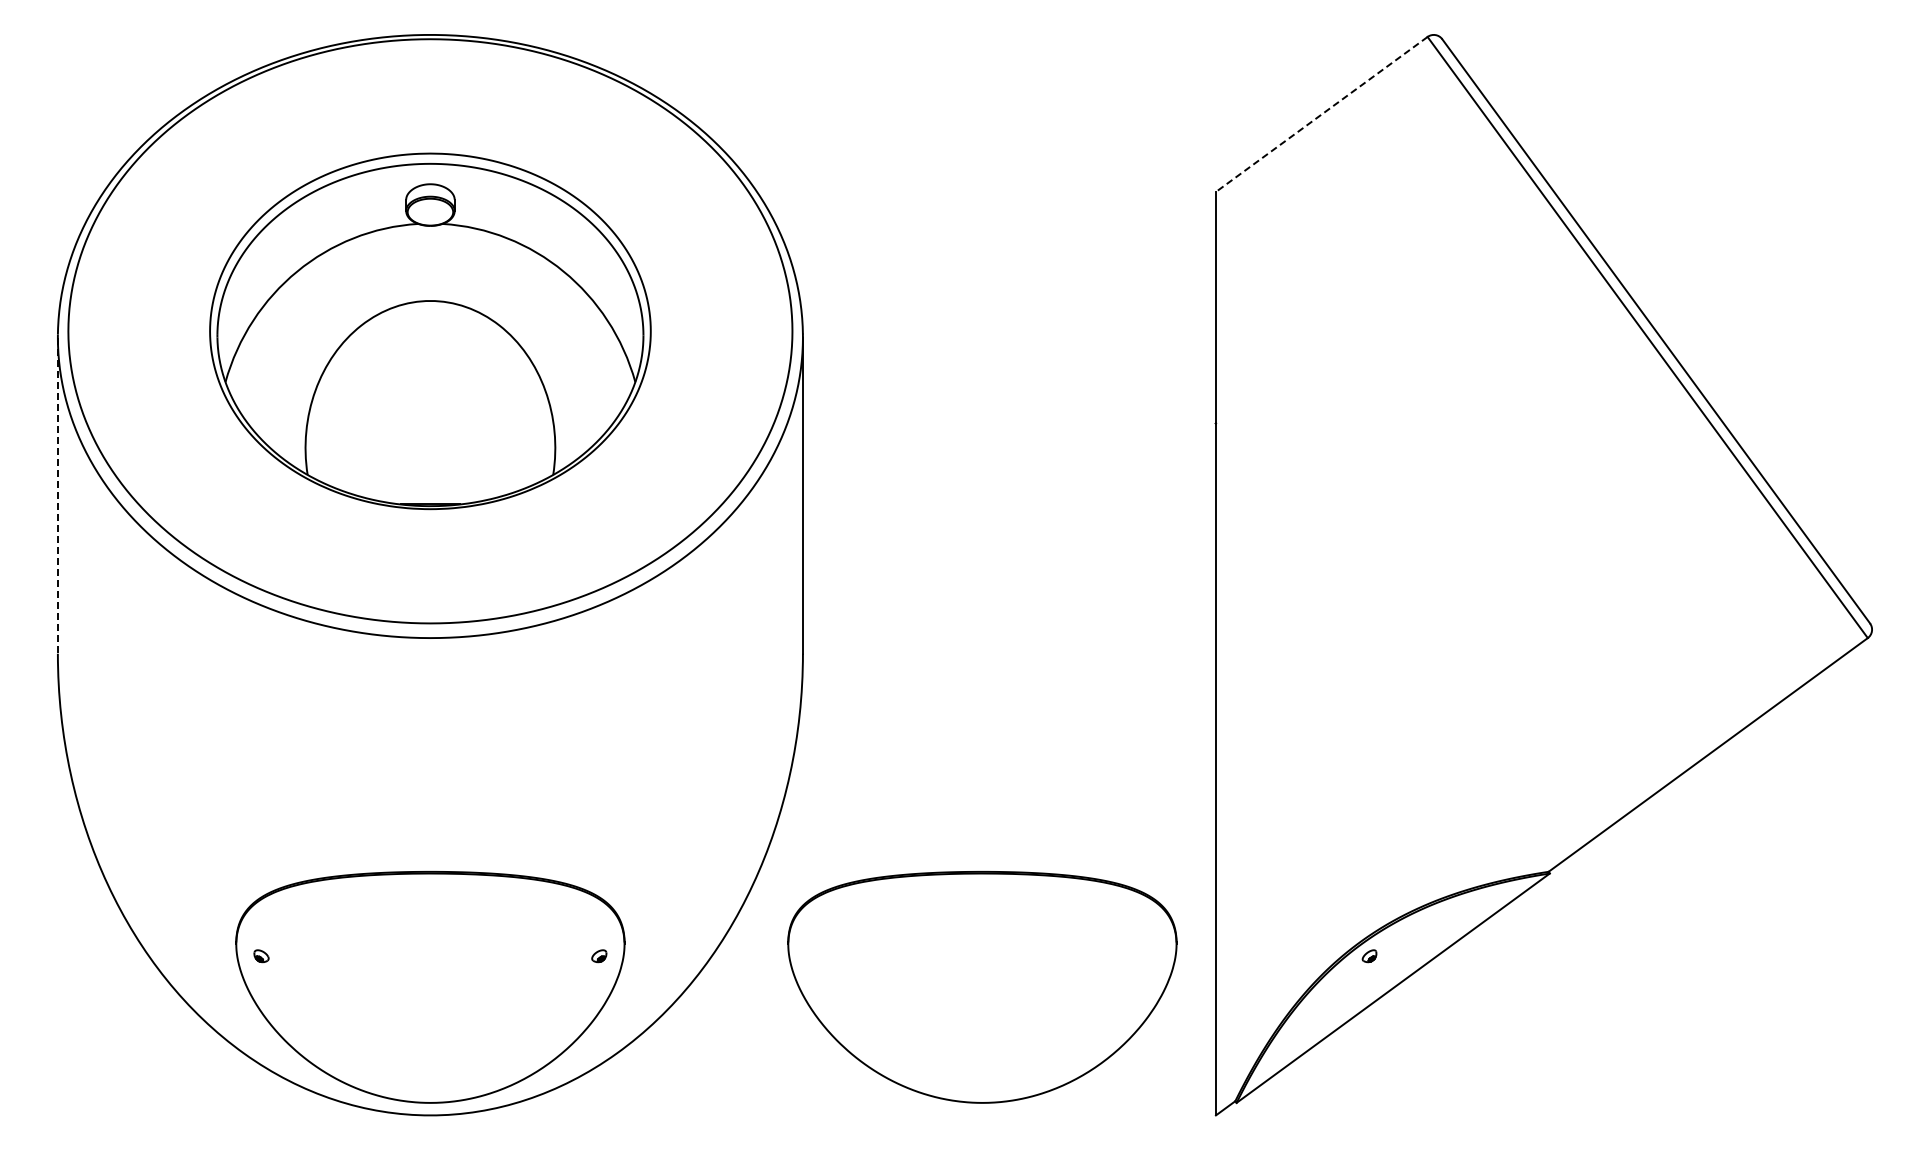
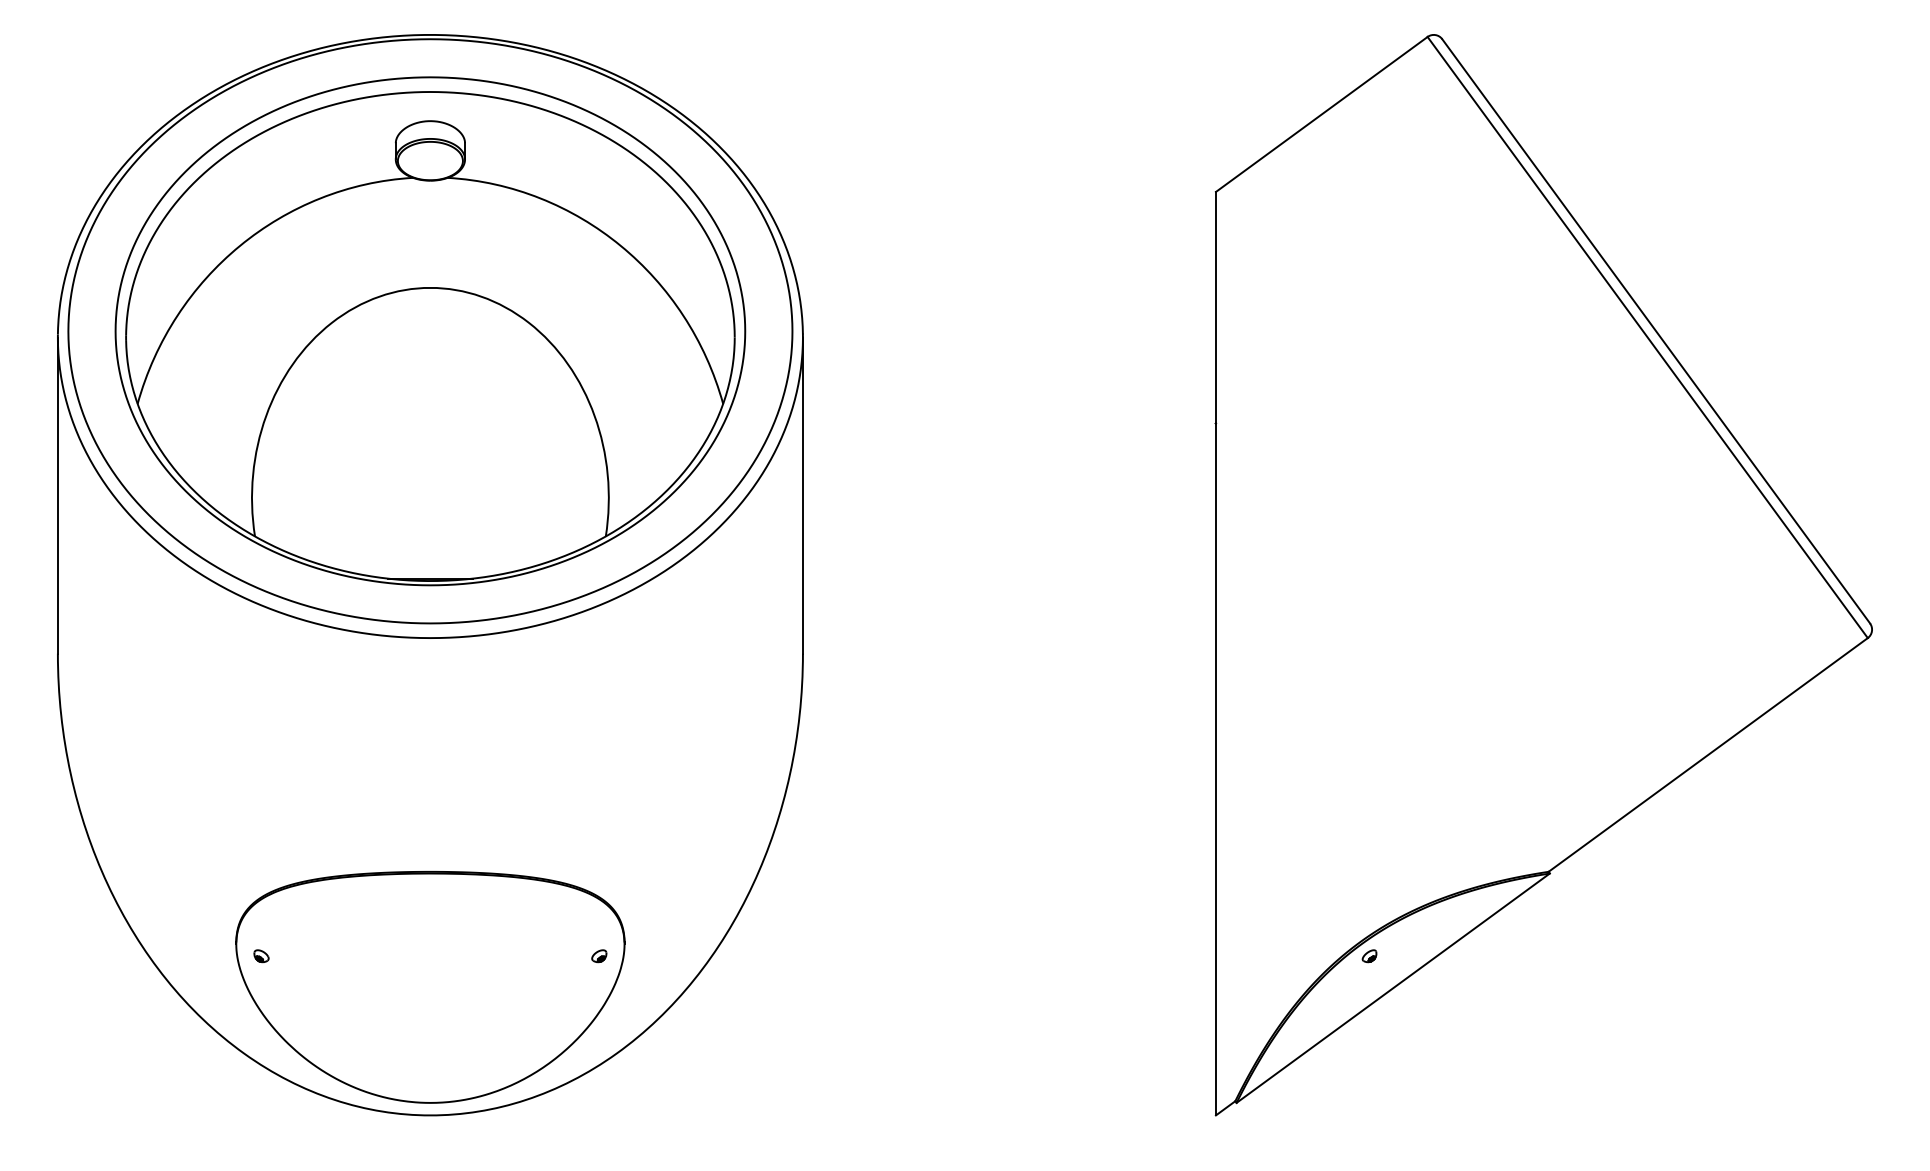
line: dashed -> solid (1321, 114)
part size: 443x359 px -> 633x511 px (430, 331)
line: dashed -> solid (57, 496)
part: present -> none (982, 987)
